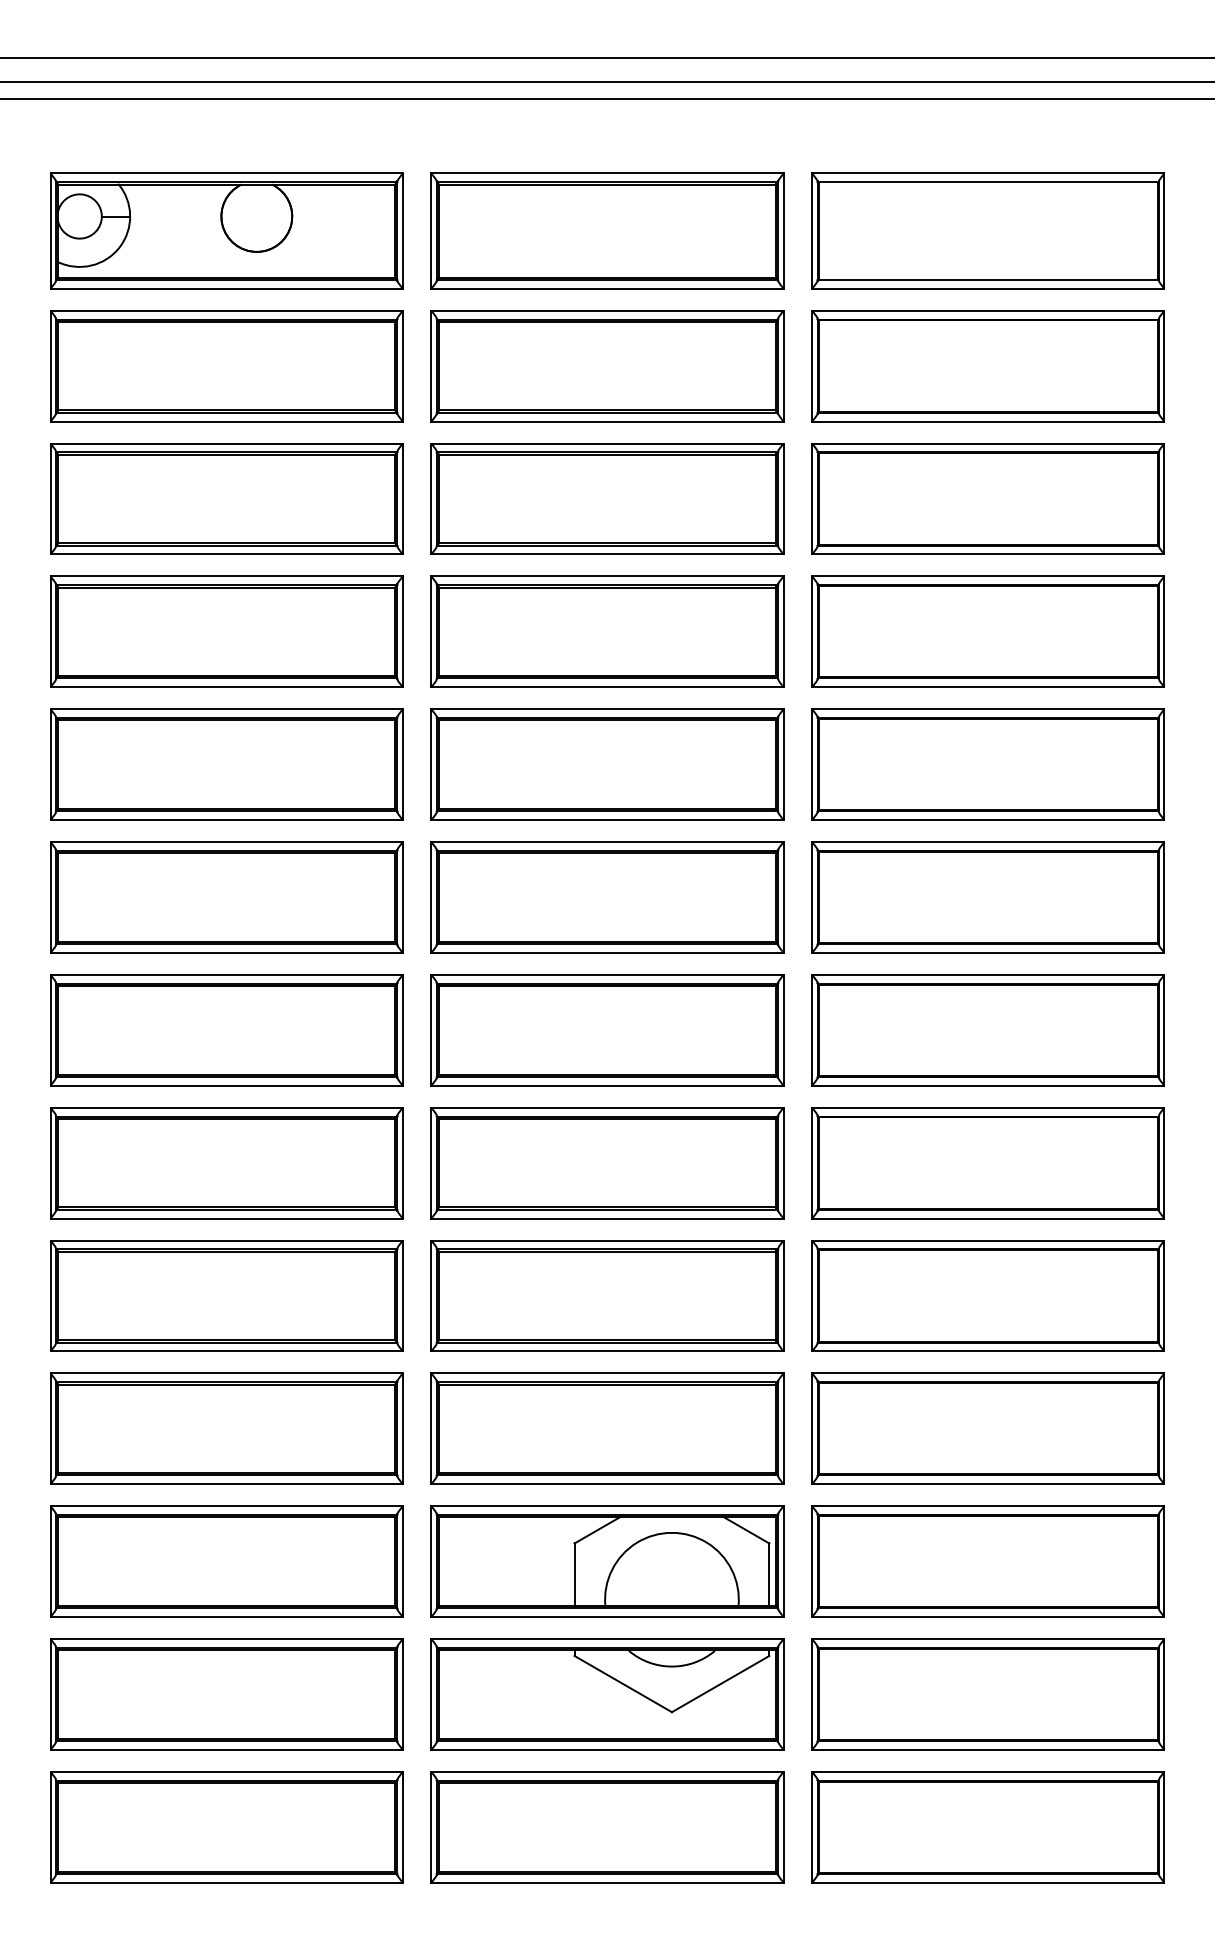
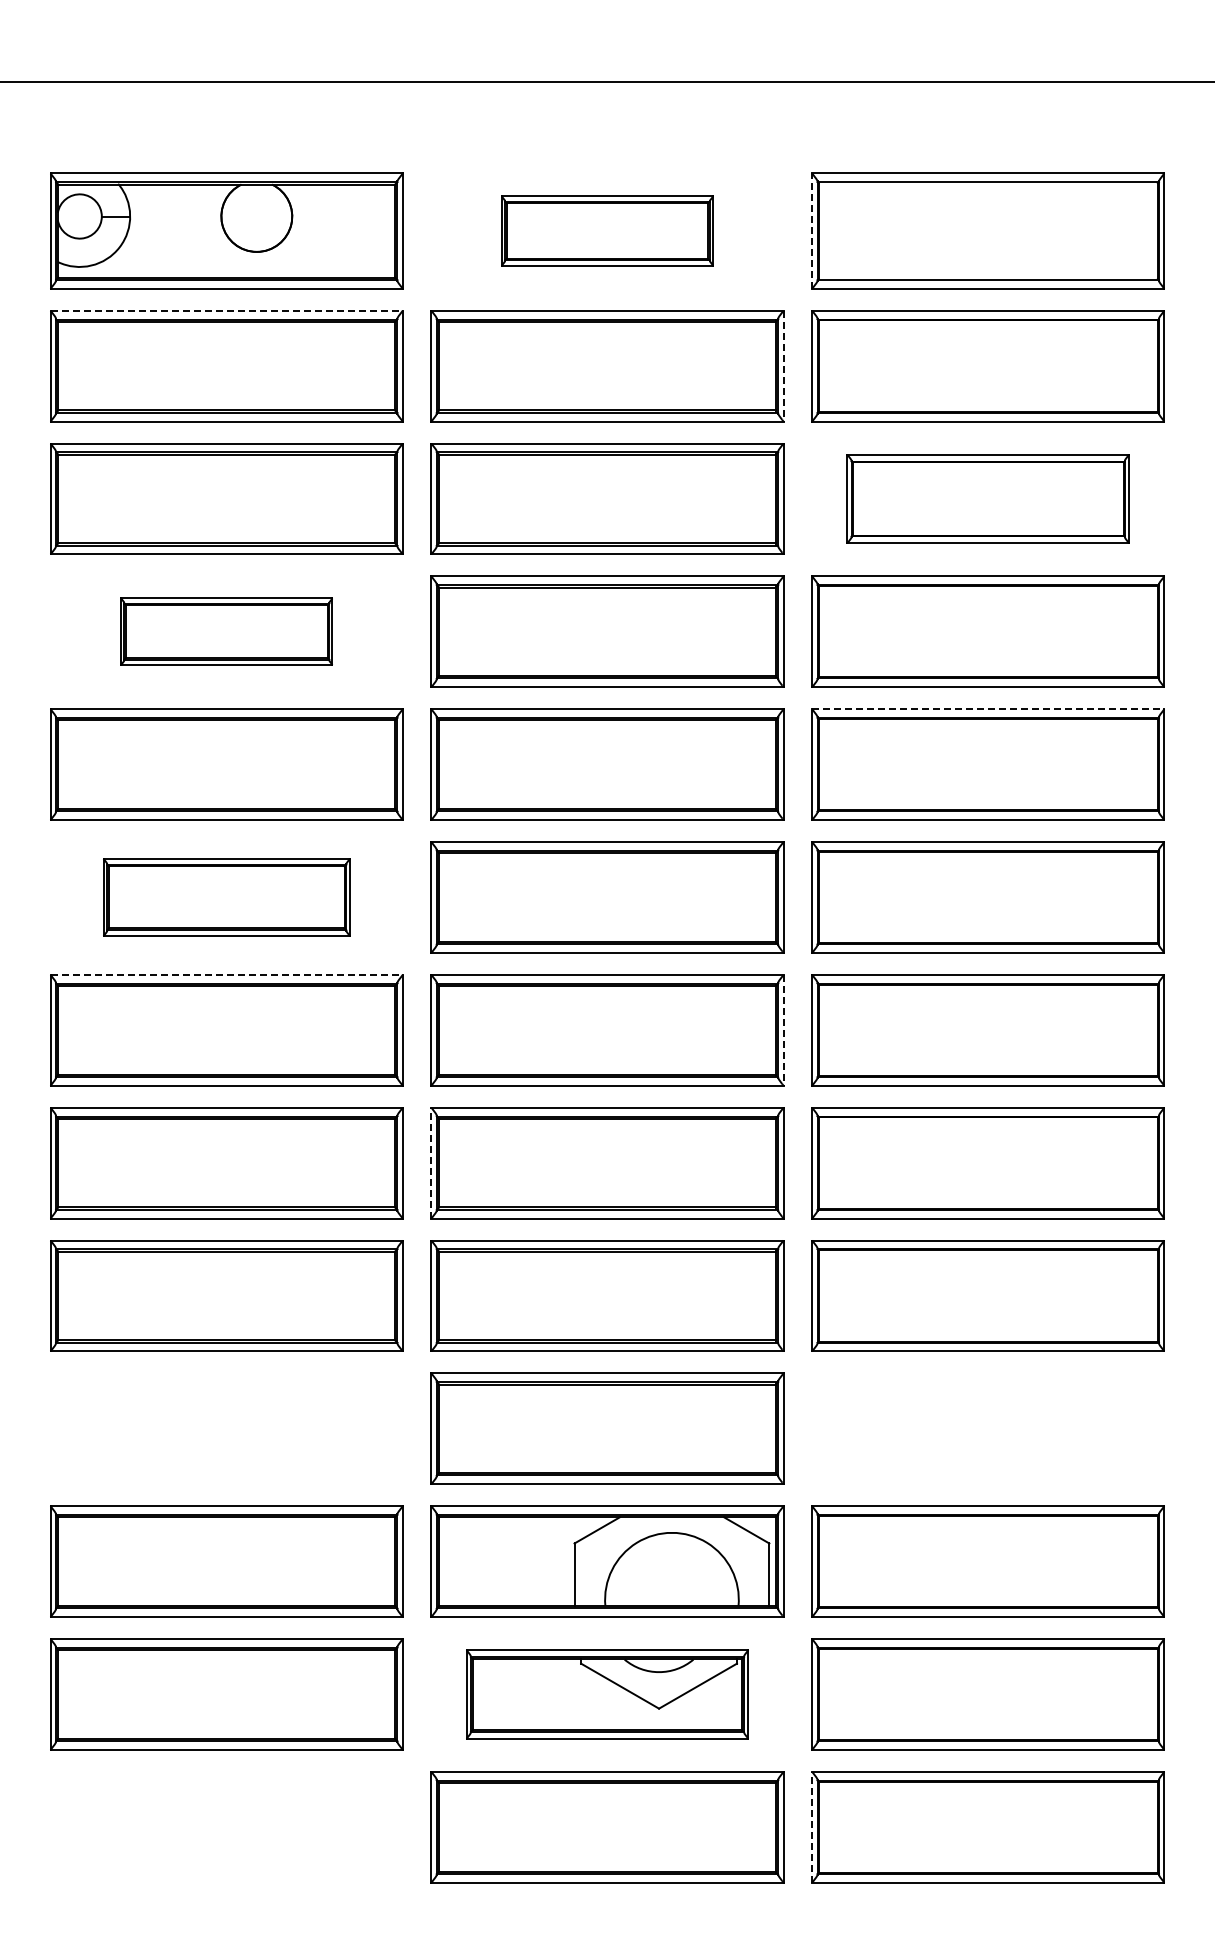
line: present -> none (606, 58)
line: present -> none (606, 98)
part size: 355x118 px -> 213x72 px (607, 230)
line: solid -> dashed (812, 231)
line: solid -> dashed (227, 310)
line: solid -> dashed (783, 366)
part size: 354x112 px -> 284x90 px (987, 498)
part size: 354x113 px -> 213x69 px (226, 631)
line: solid -> dashed (988, 709)
part size: 354x113 px -> 248x79 px (226, 897)
line: solid -> dashed (227, 974)
line: solid -> dashed (783, 1030)
line: solid -> dashed (431, 1162)
part: present -> none (226, 1428)
part: present -> none (987, 1428)
part size: 355x113 px -> 283x91 px (607, 1694)
line: solid -> dashed (812, 1826)
part: present -> none (226, 1827)
